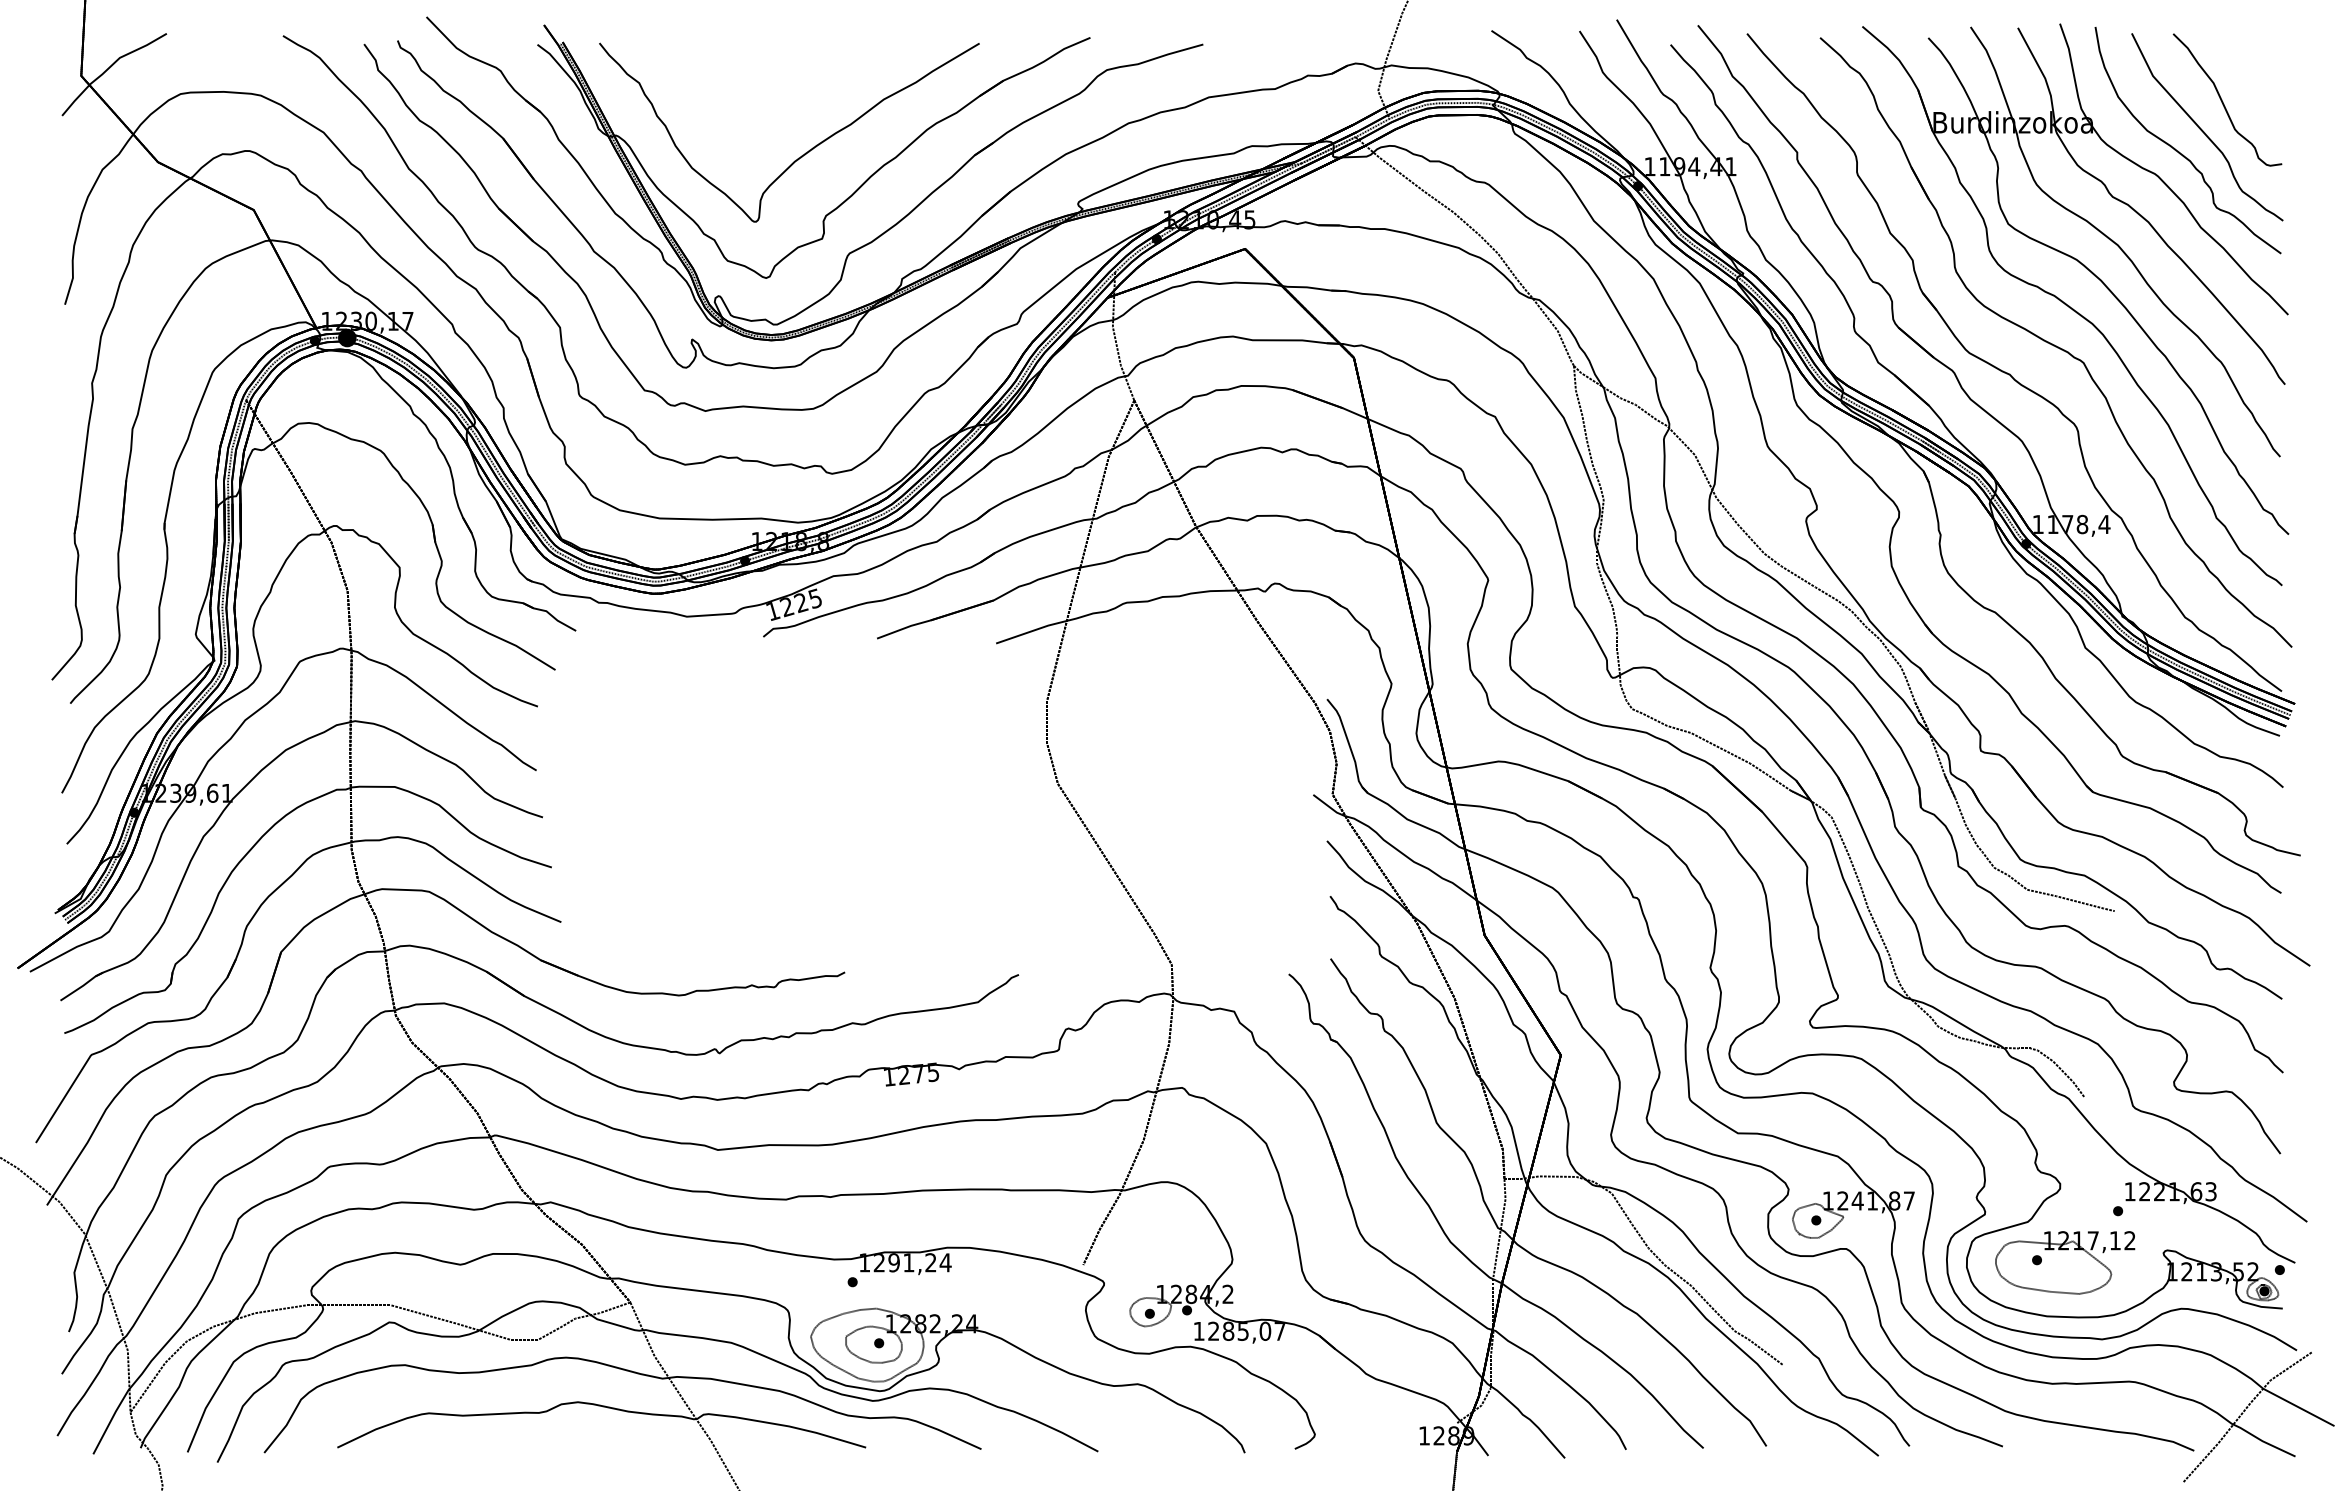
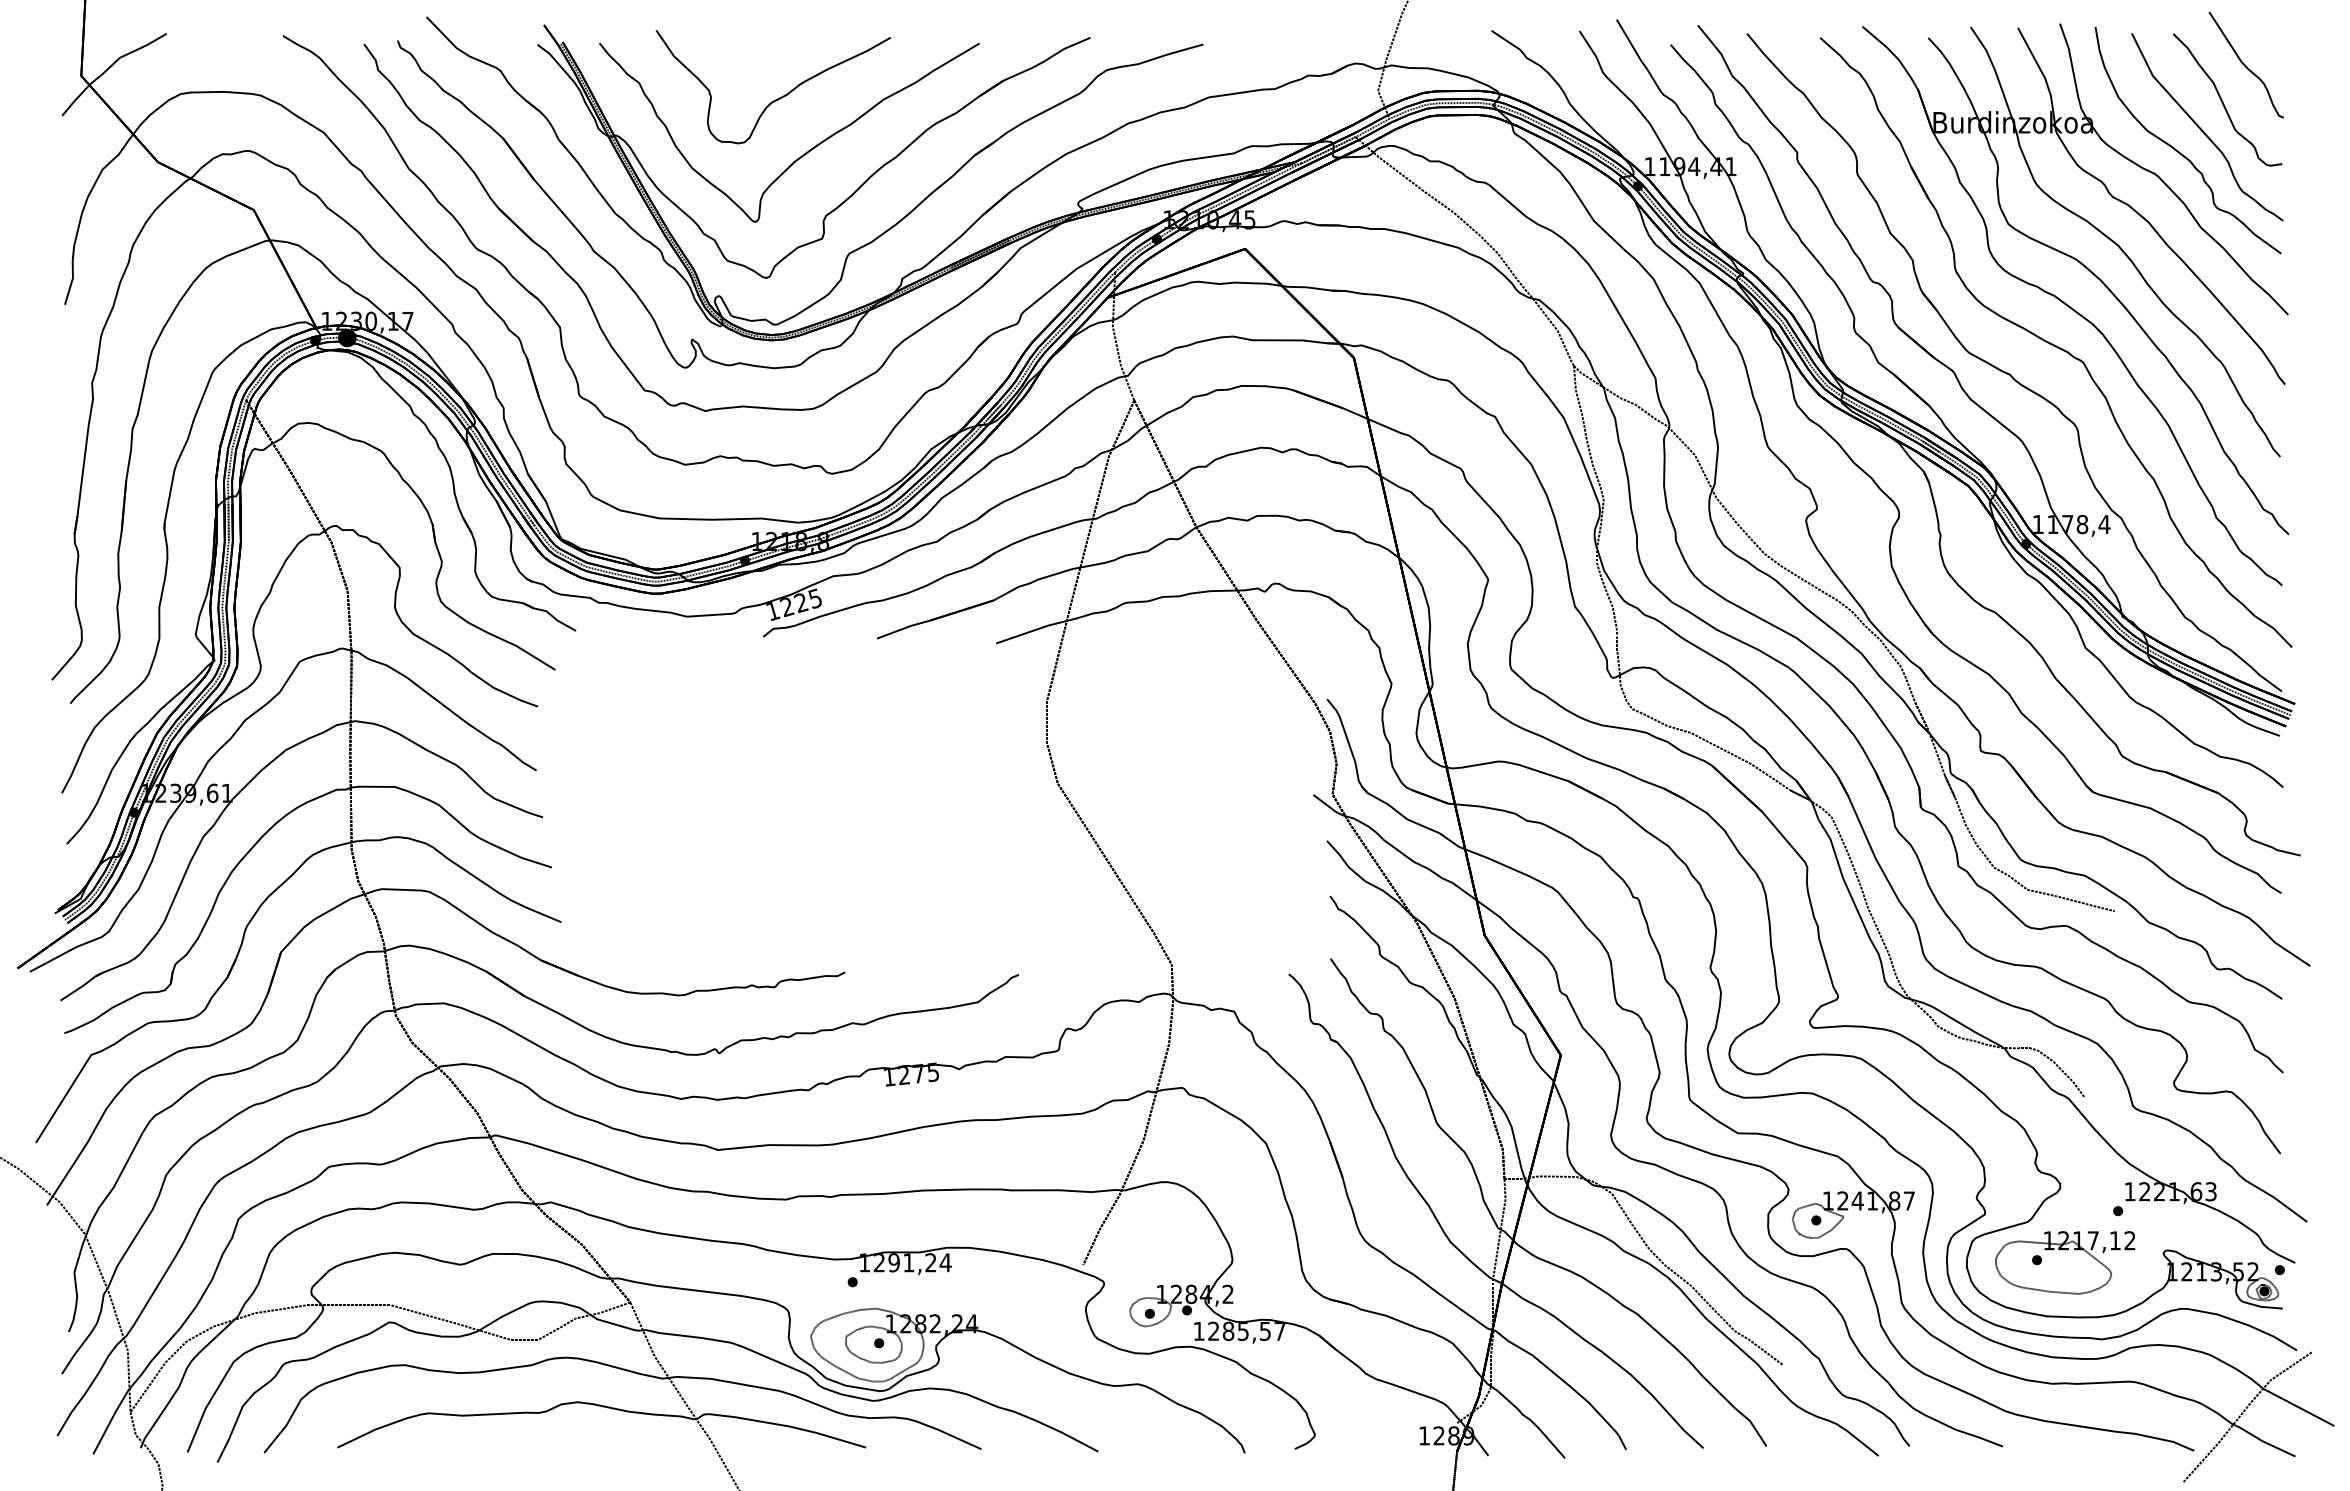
part: none -> present (2245, 64)
curve: none -> present (779, 97)
text: 1285,07 -> 1285,57 (1265, 1330)
